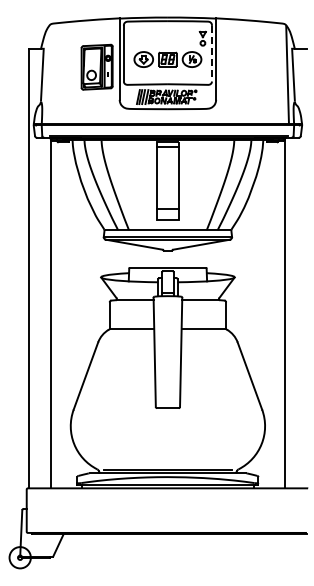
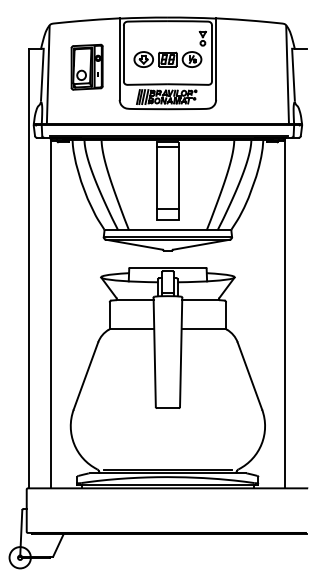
line: dashed -> solid (211, 53)
part position: (96, 66) -> (86, 66) (86, 66)
line: none -> present (47, 75)
